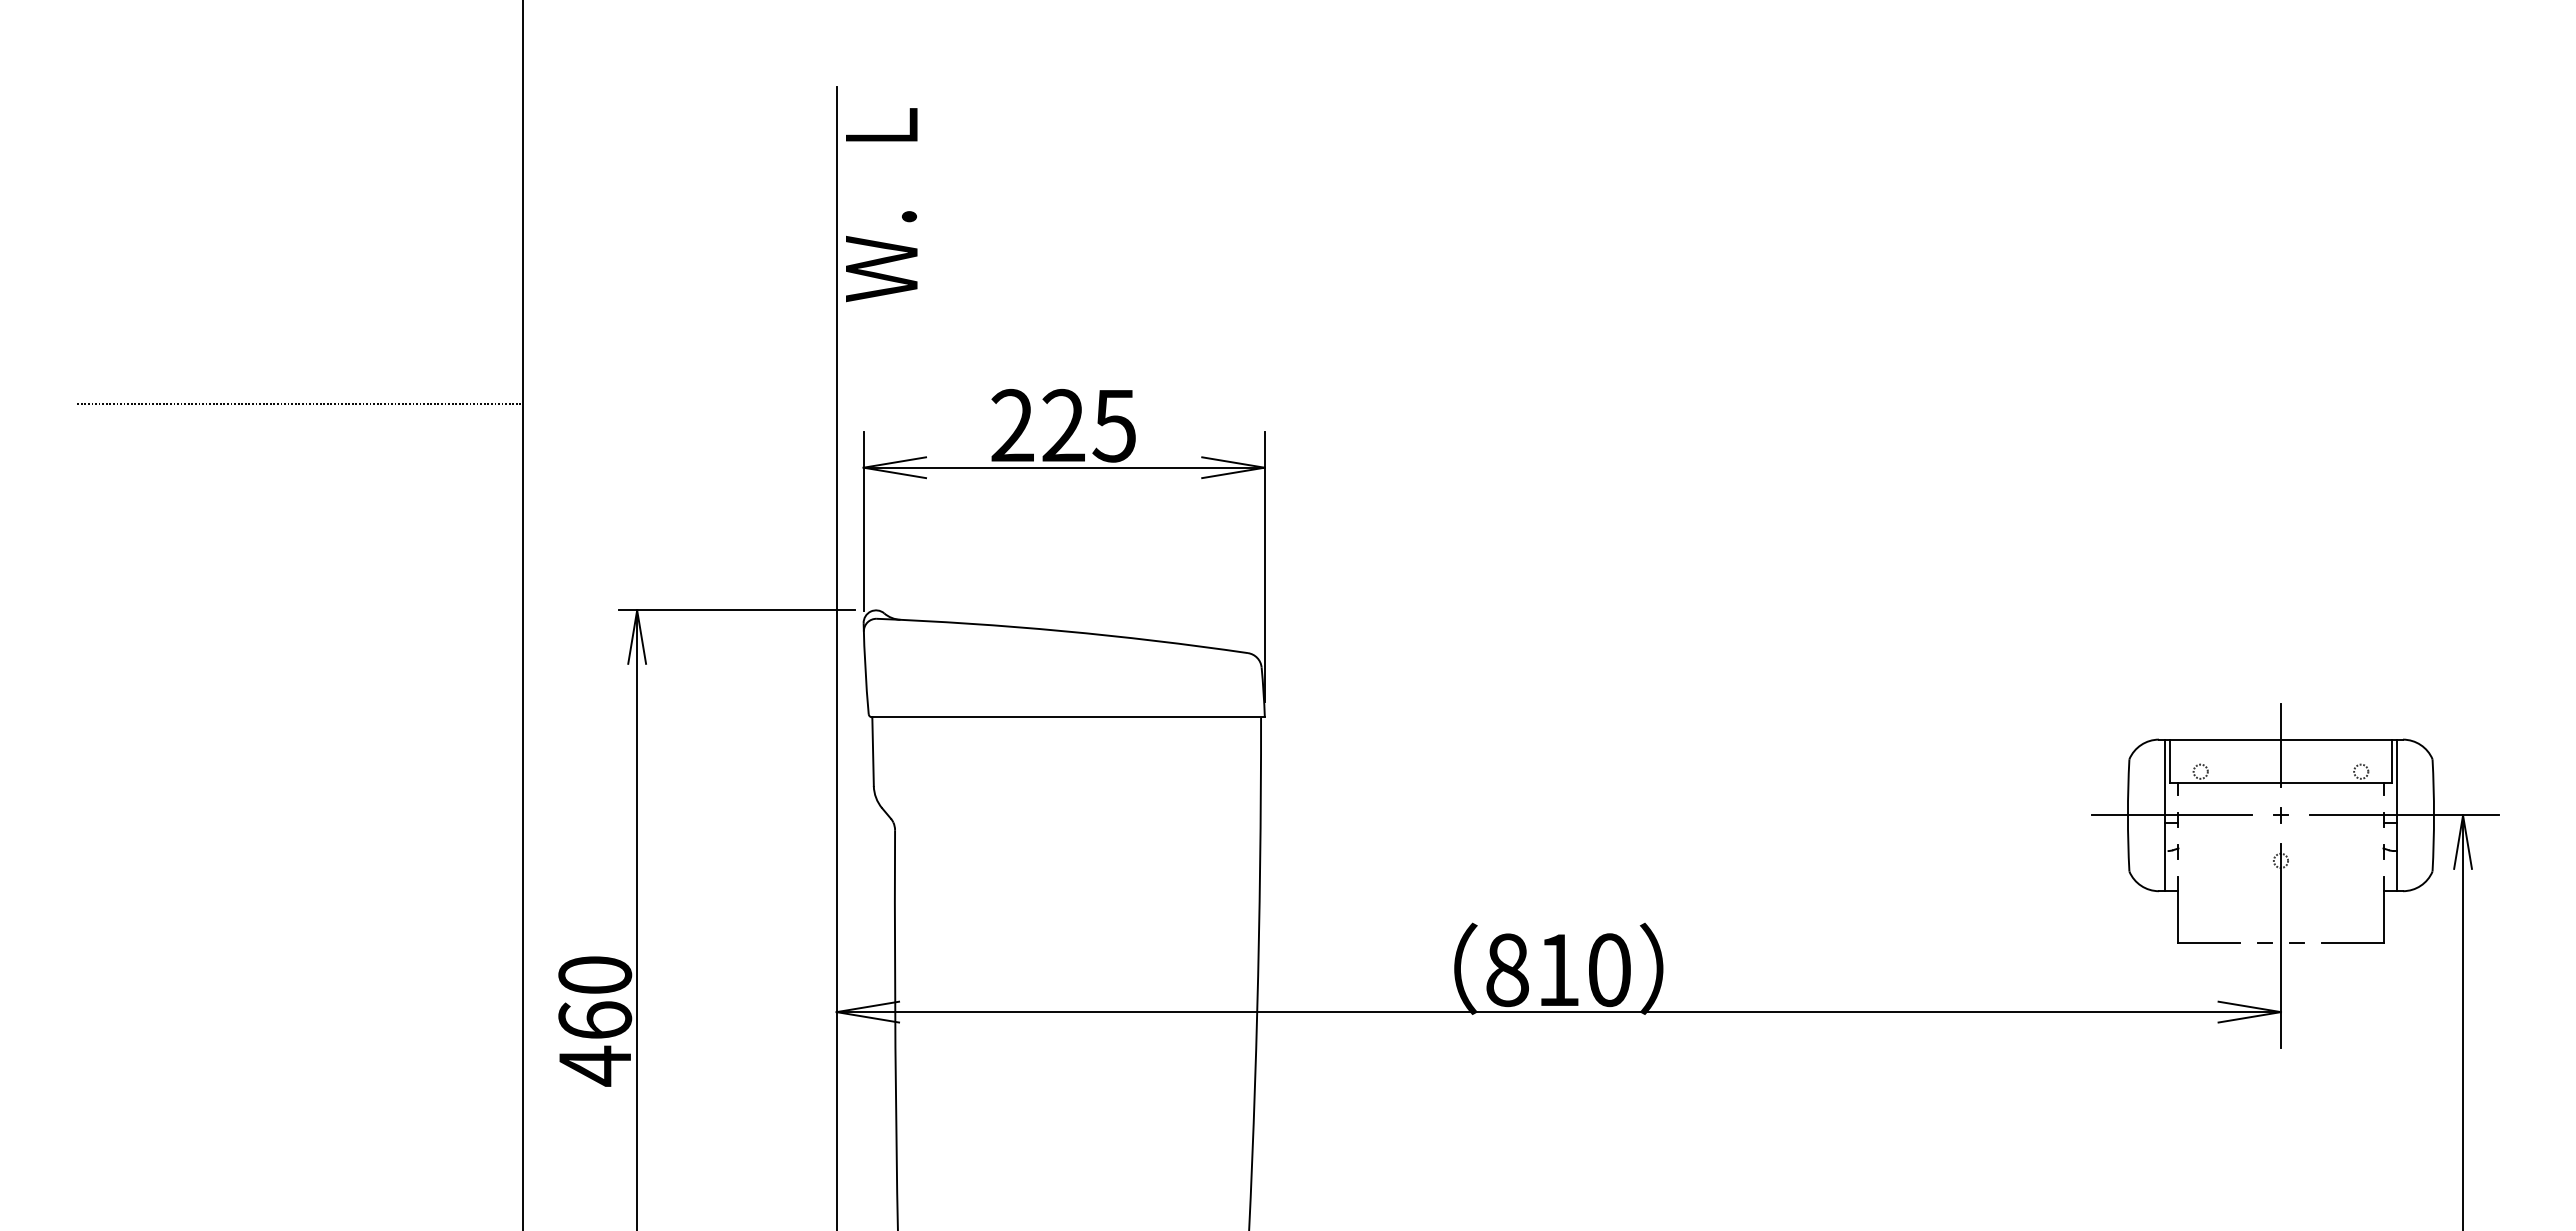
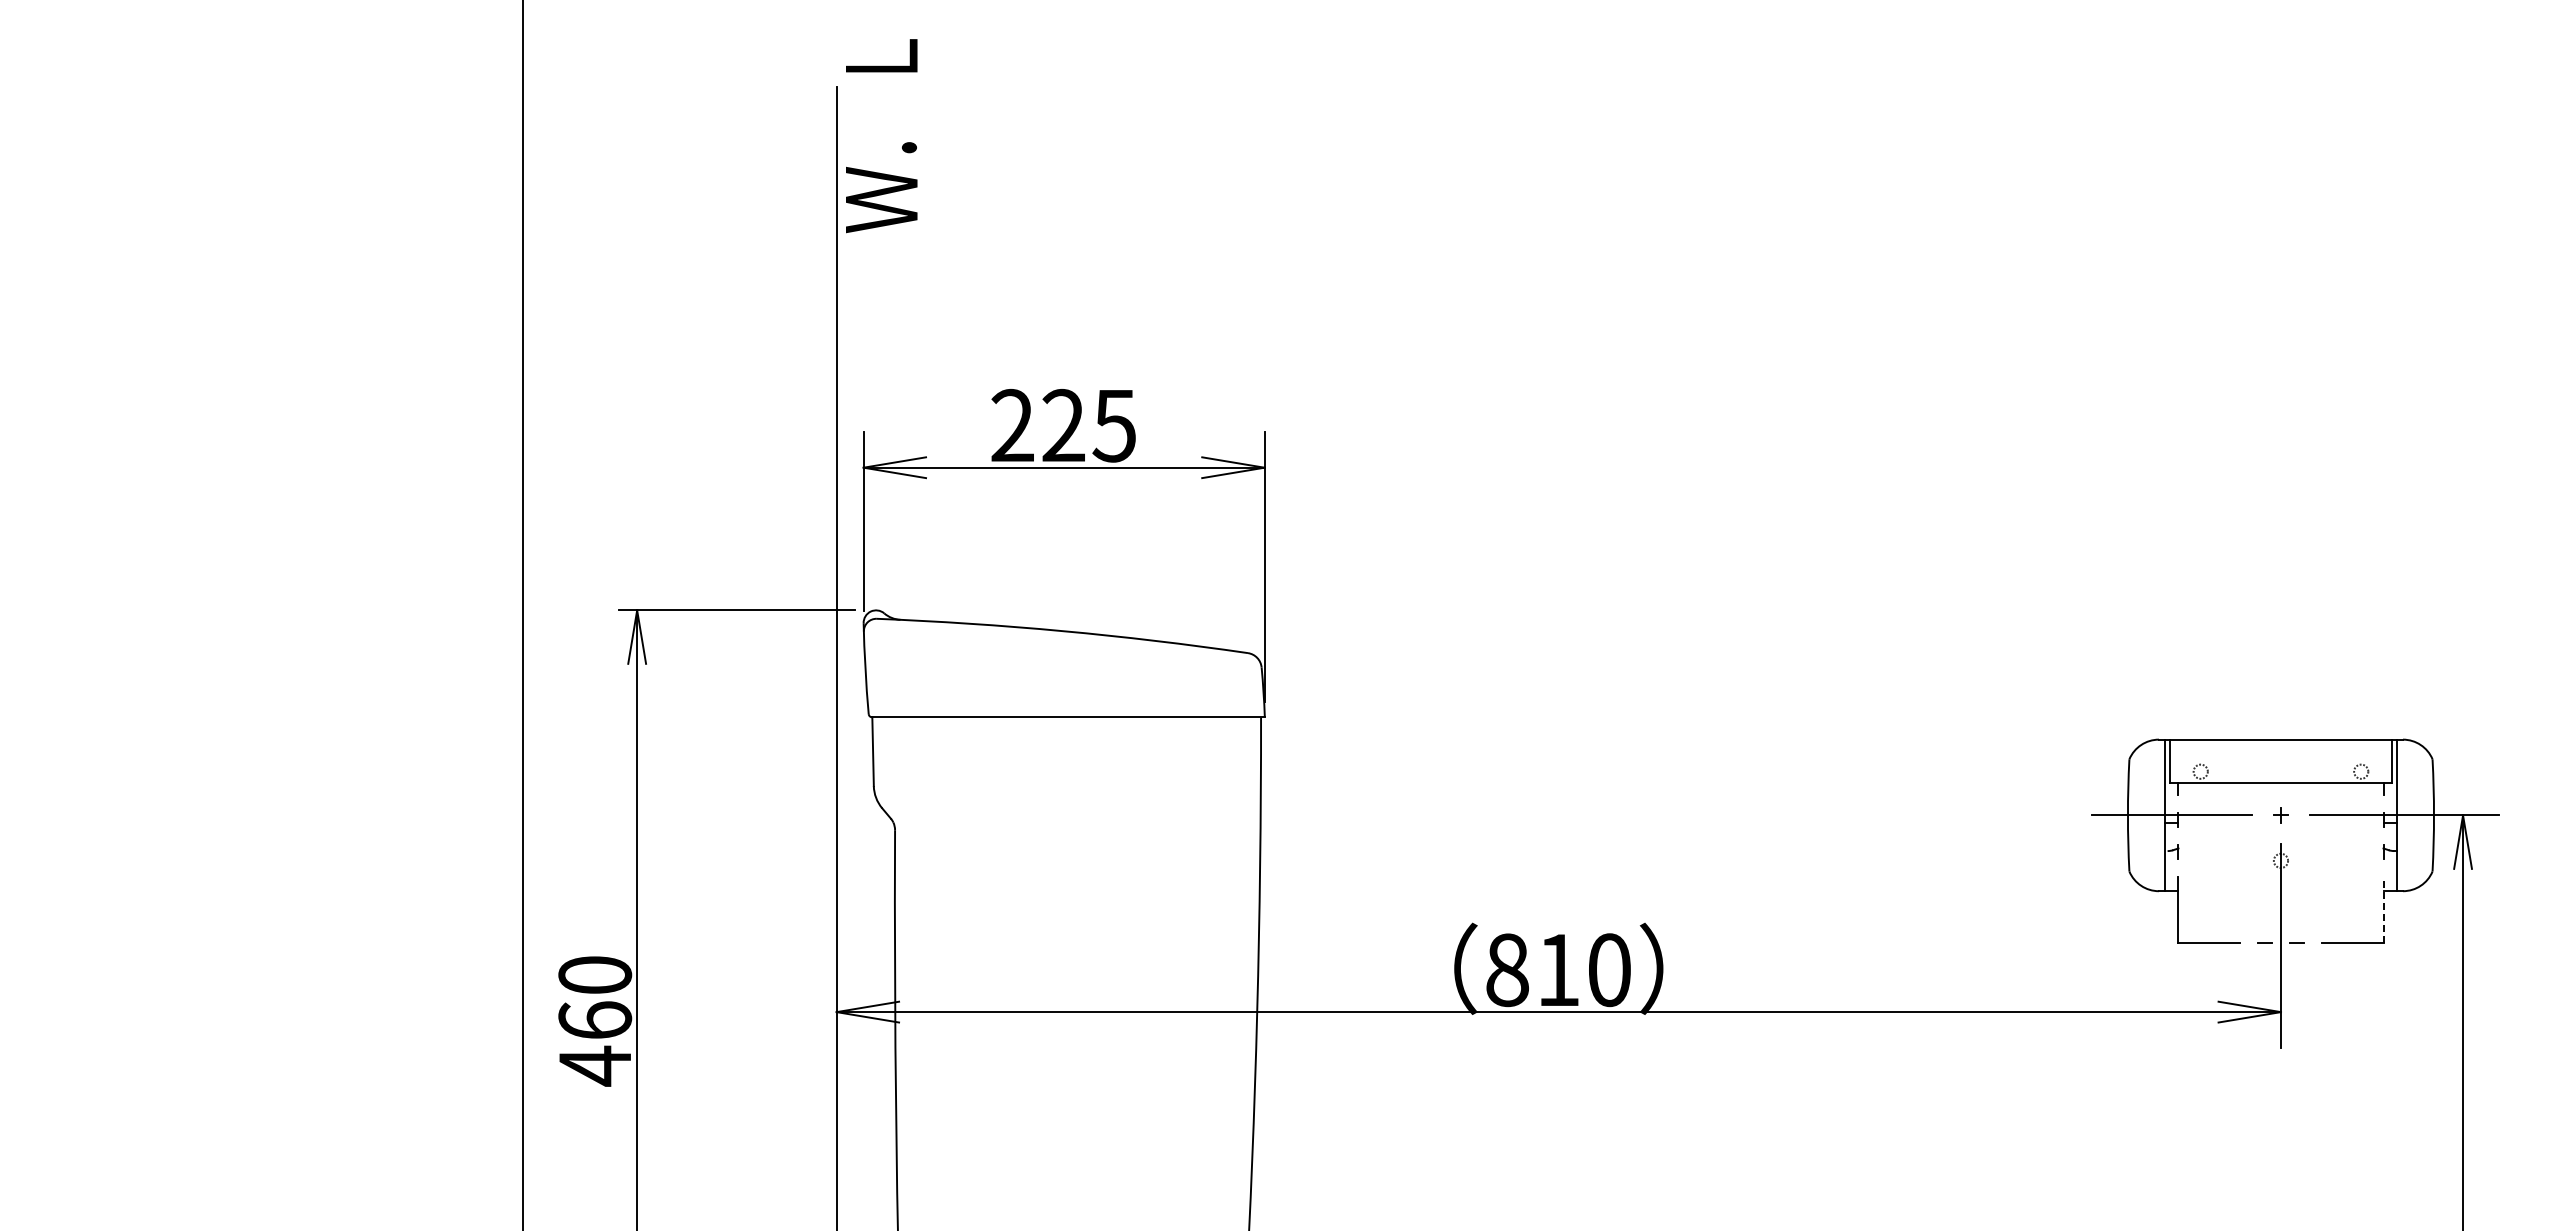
text position: (881, 205) -> (881, 136) (881, 136)
line: present -> none (300, 404)
line: present -> none (2280, 744)
line: solid -> dashed (2383, 909)
